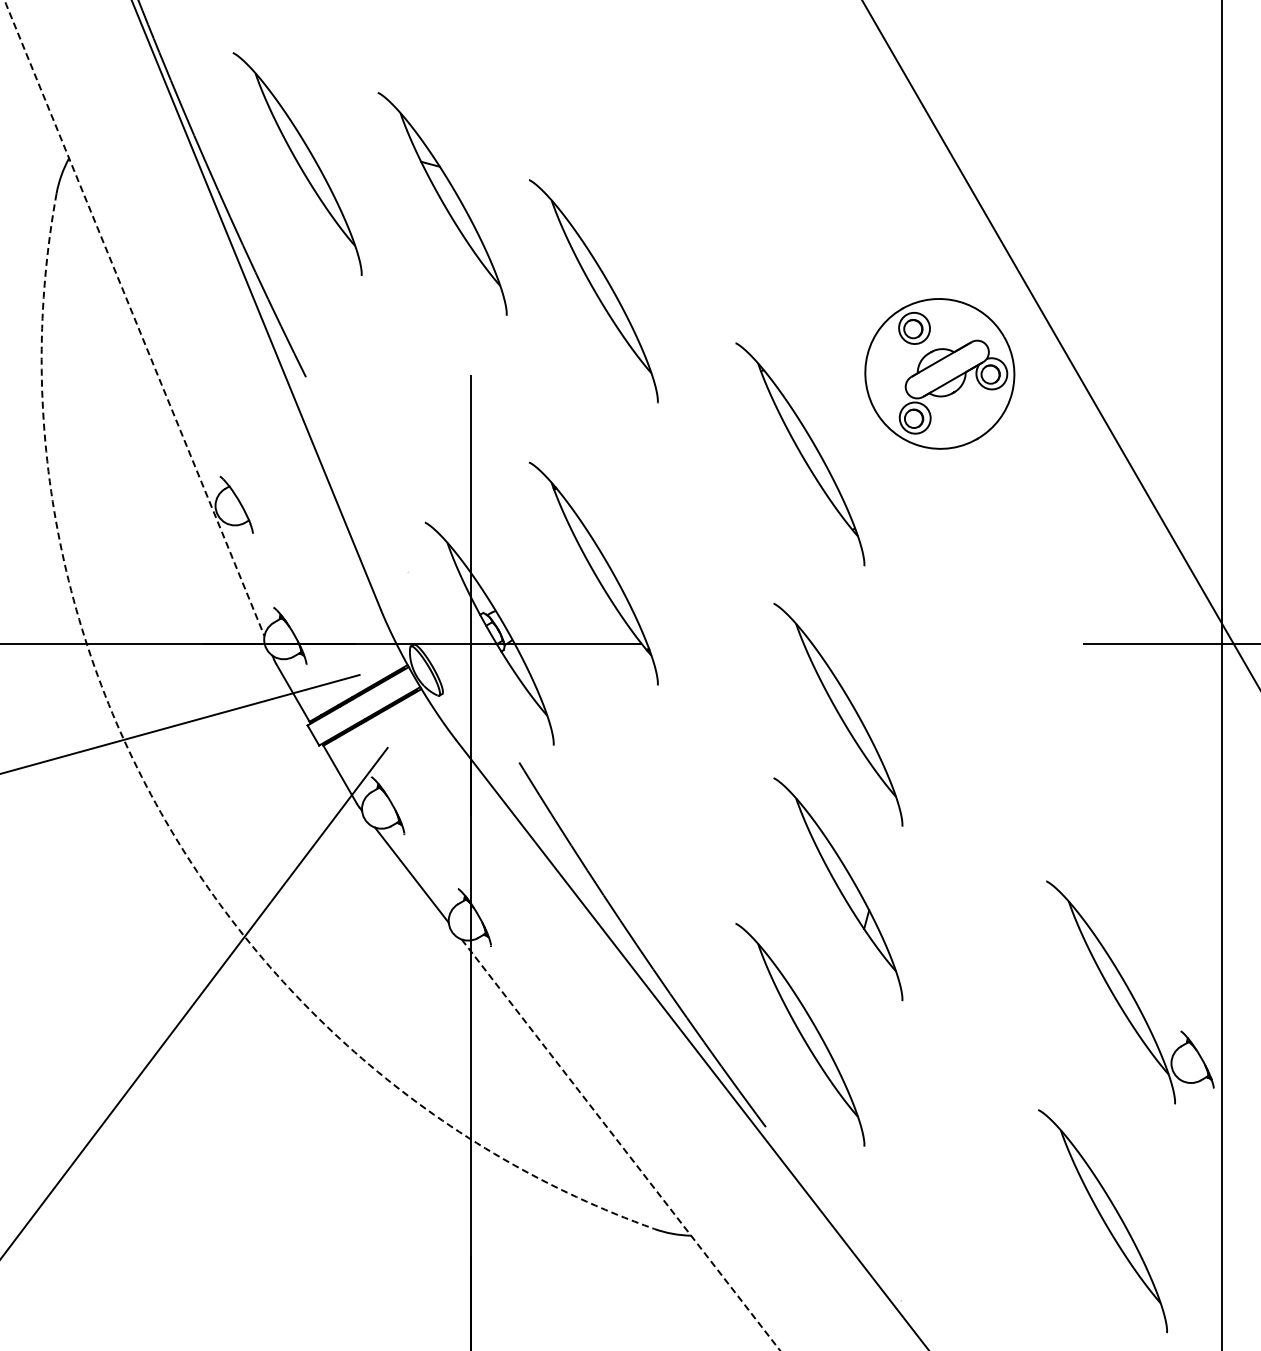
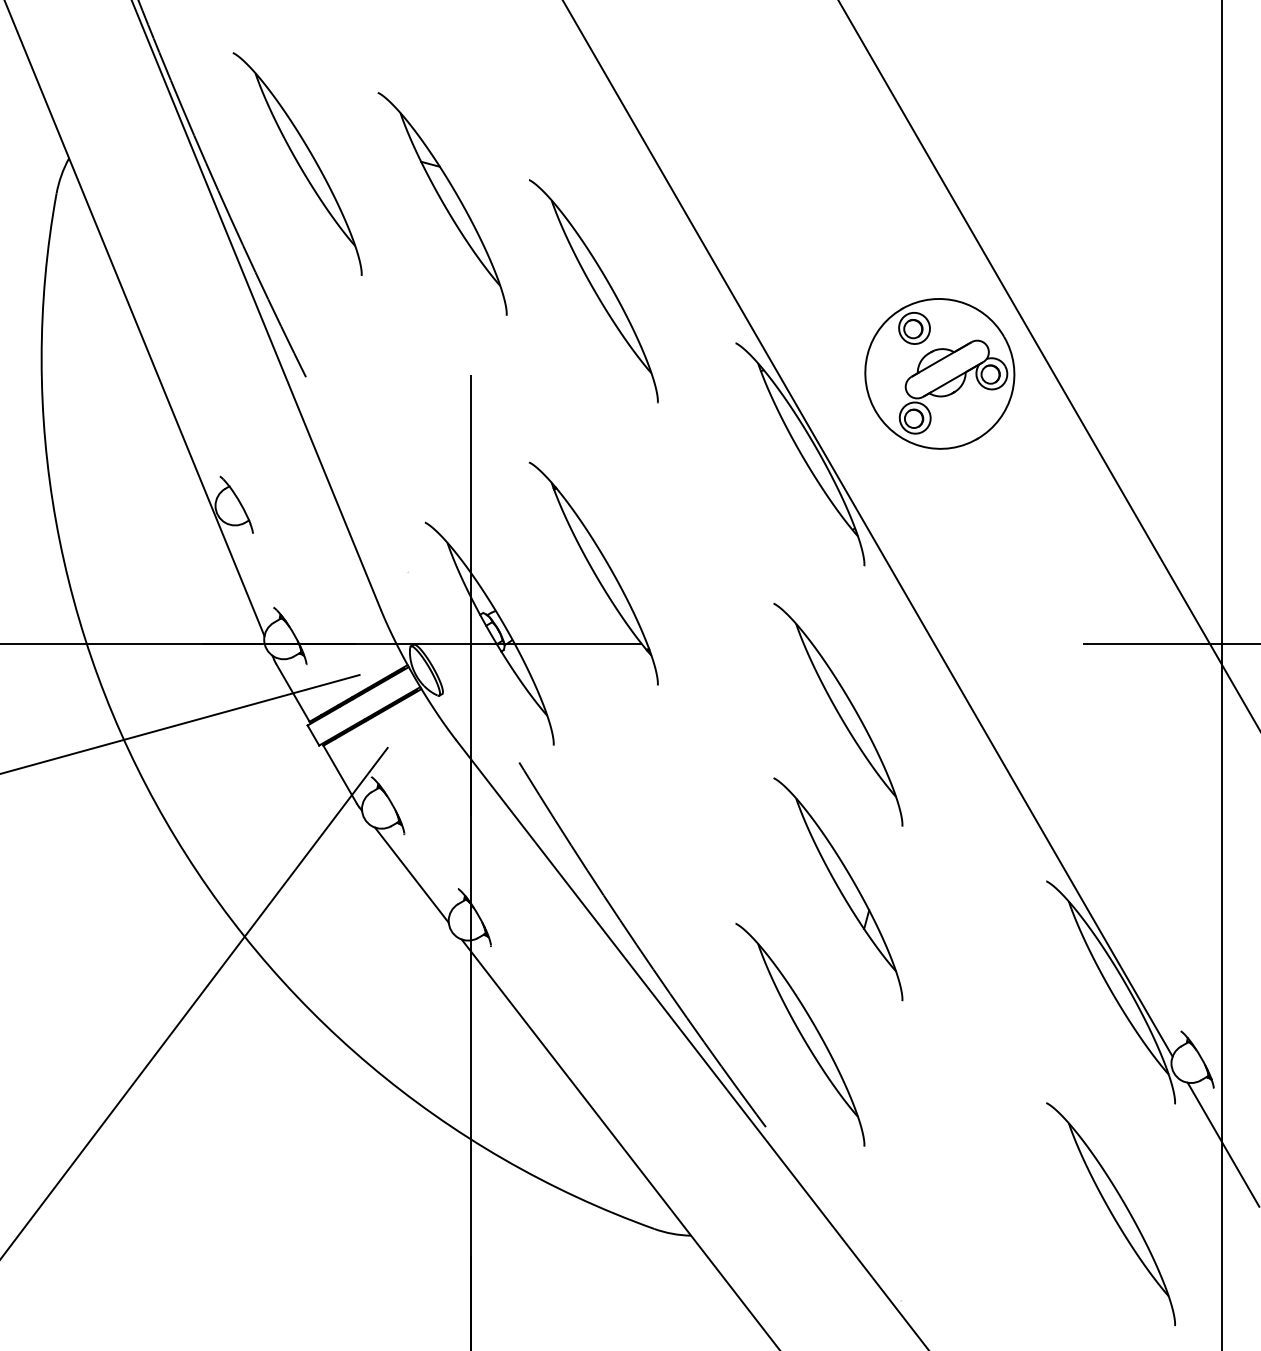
line: dashed -> solid (134, 318)
line position: (1060, 343) -> (1048, 364) (1048, 364)
line: none -> present (867, 529)
arc: dashed -> solid (165, 820)
line: none -> present (1222, 1143)
line: dashed -> solid (620, 1144)
part position: (1102, 1221) -> (1110, 1214) (1110, 1214)
